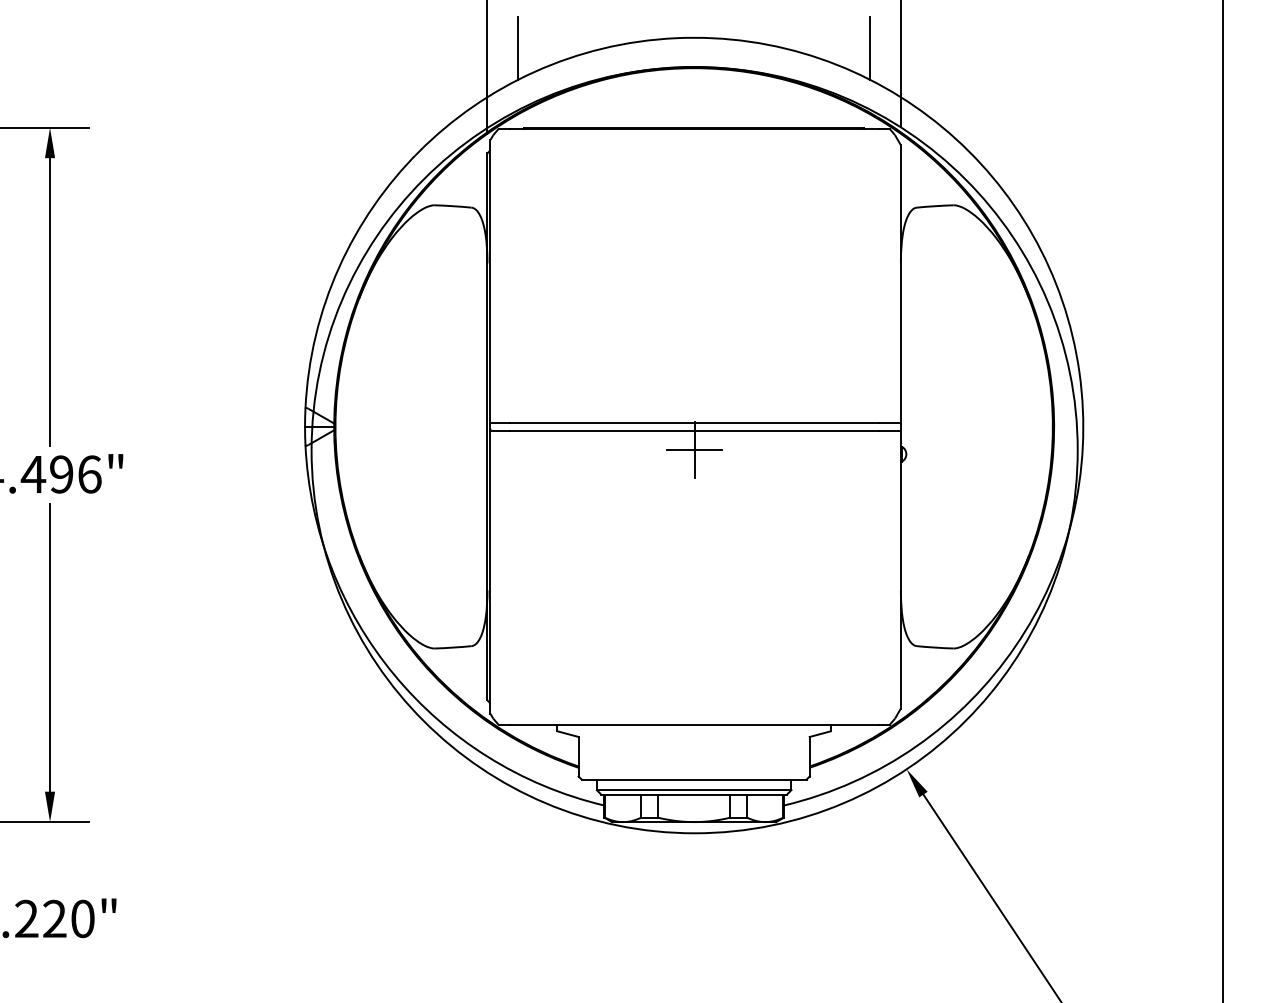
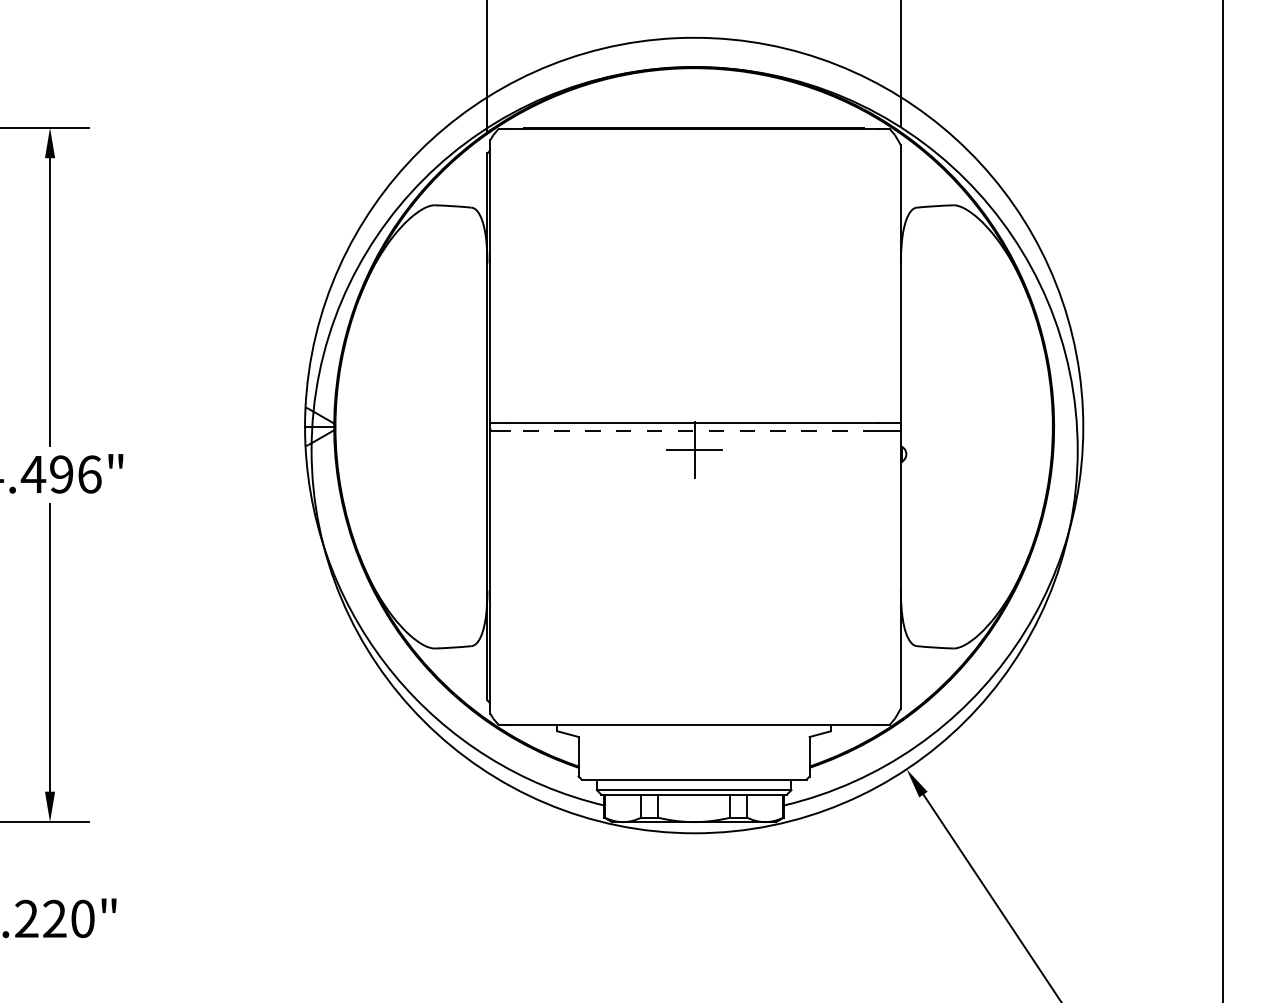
line: present -> none (517, 48)
line: present -> none (870, 48)
line: solid -> dashed (693, 430)
